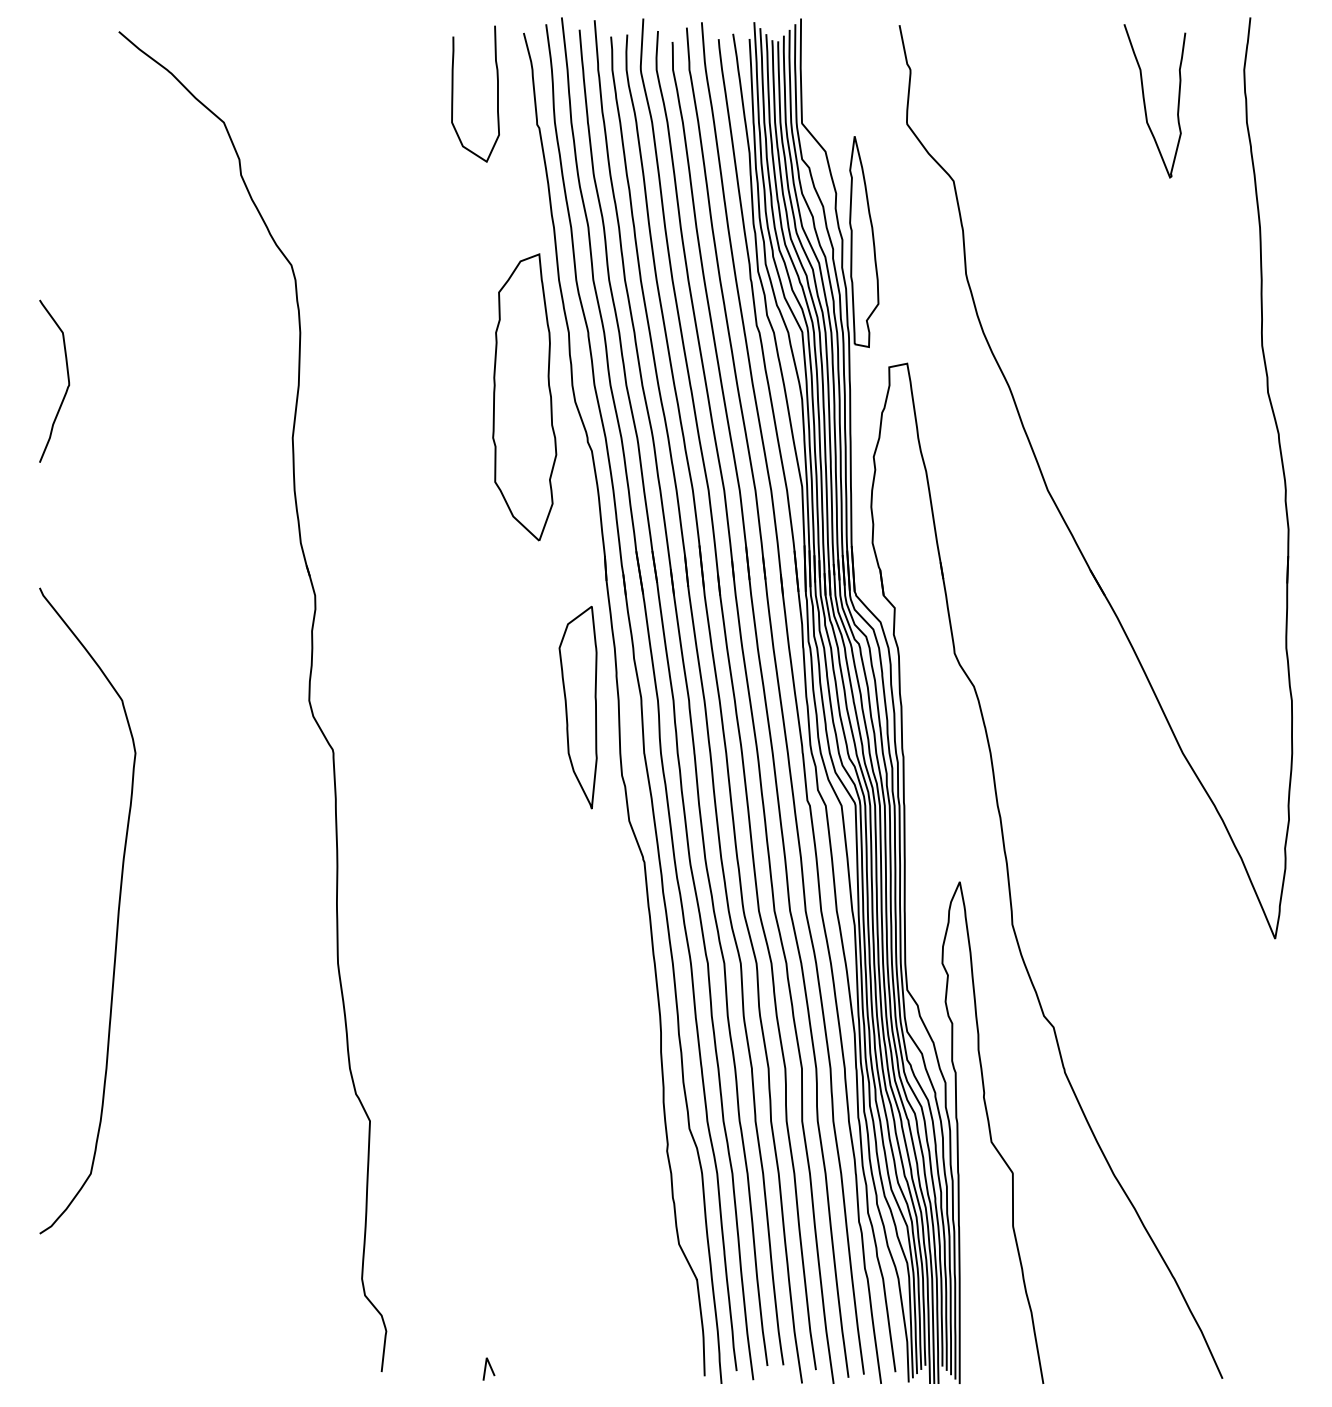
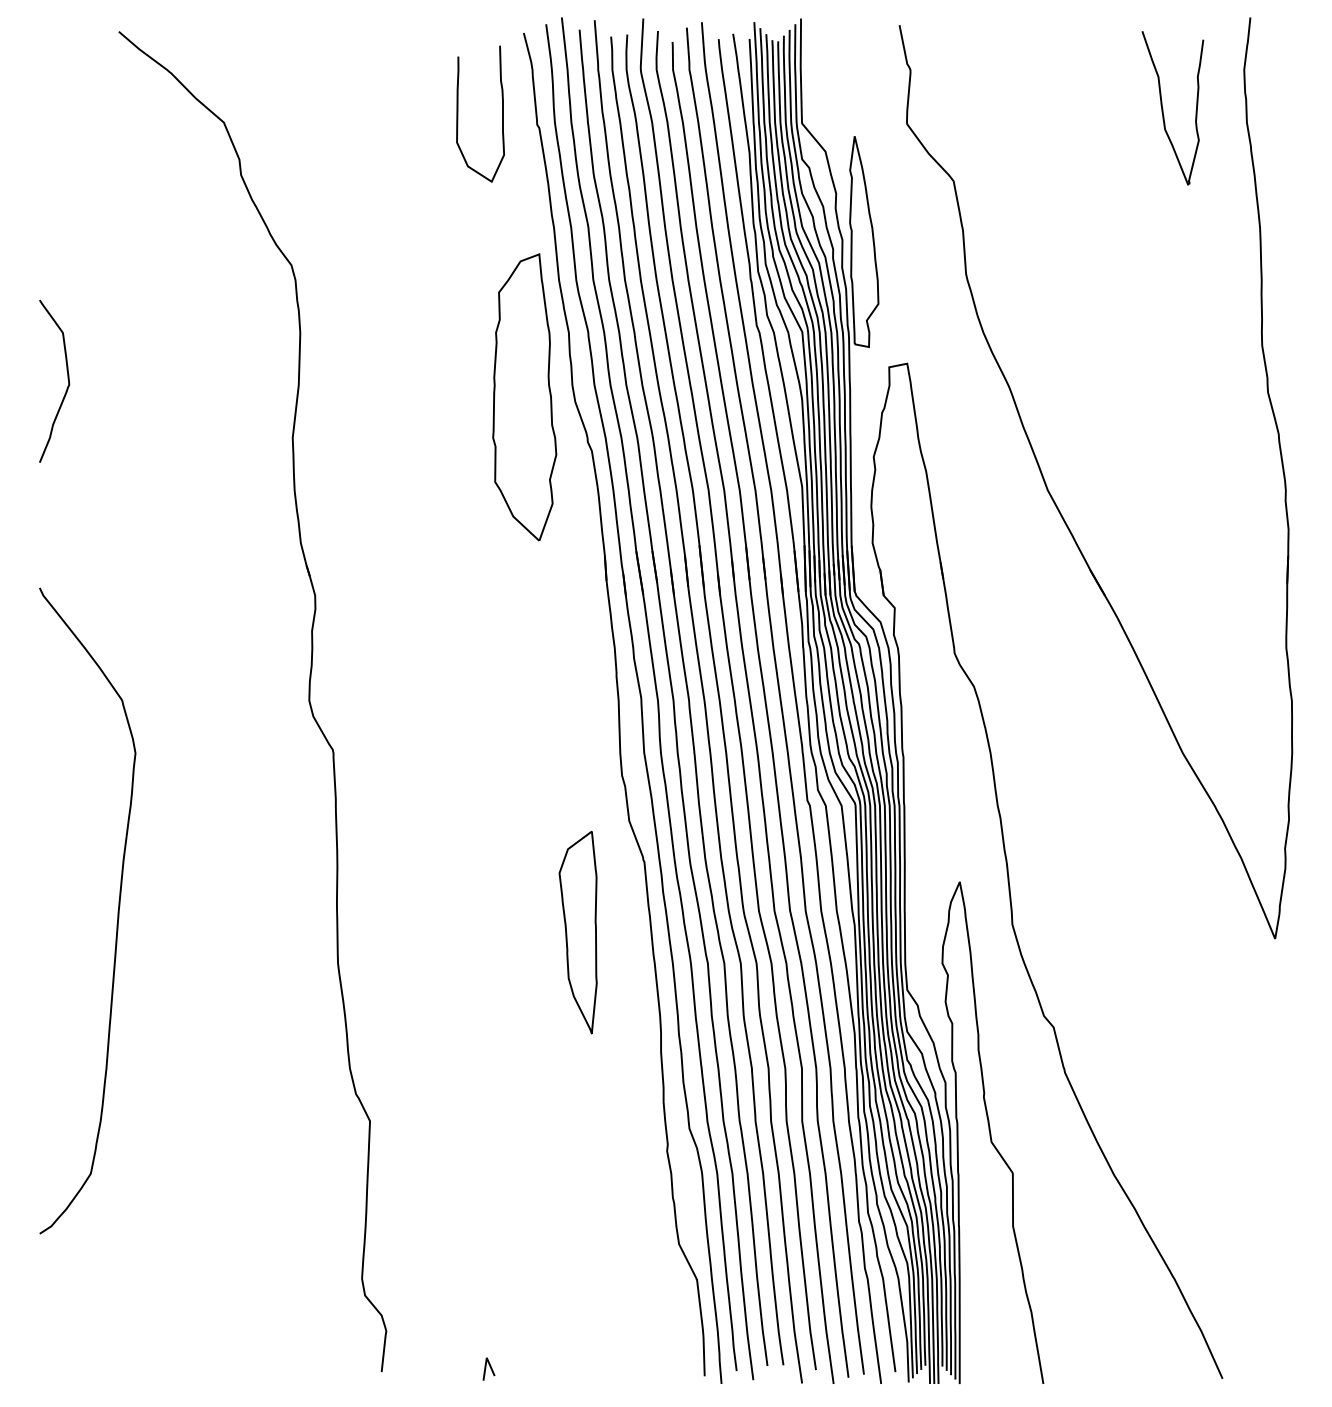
curve position: (453, 93) -> (458, 113) (458, 113)
curve position: (1145, 101) -> (1163, 108) (1163, 108)
part position: (577, 707) -> (577, 932) (577, 932)
